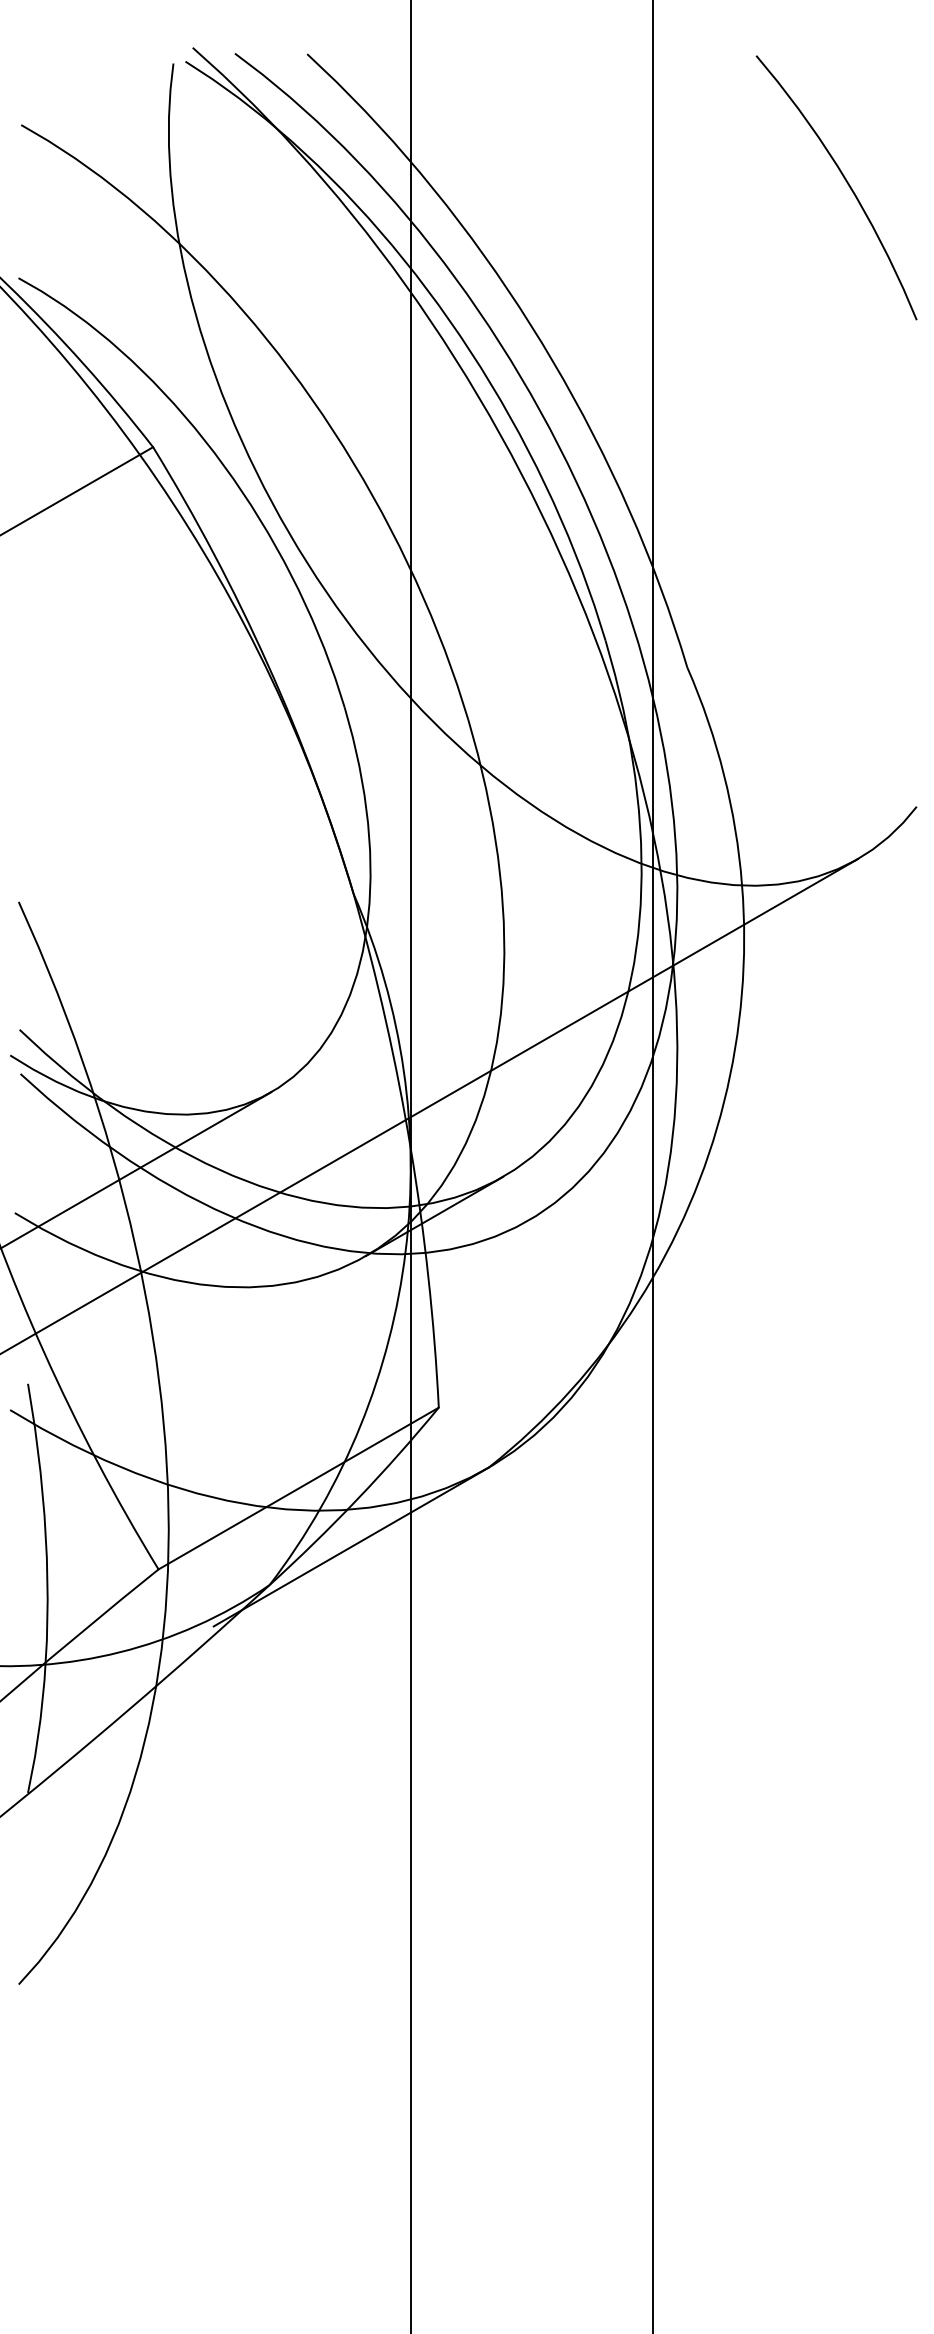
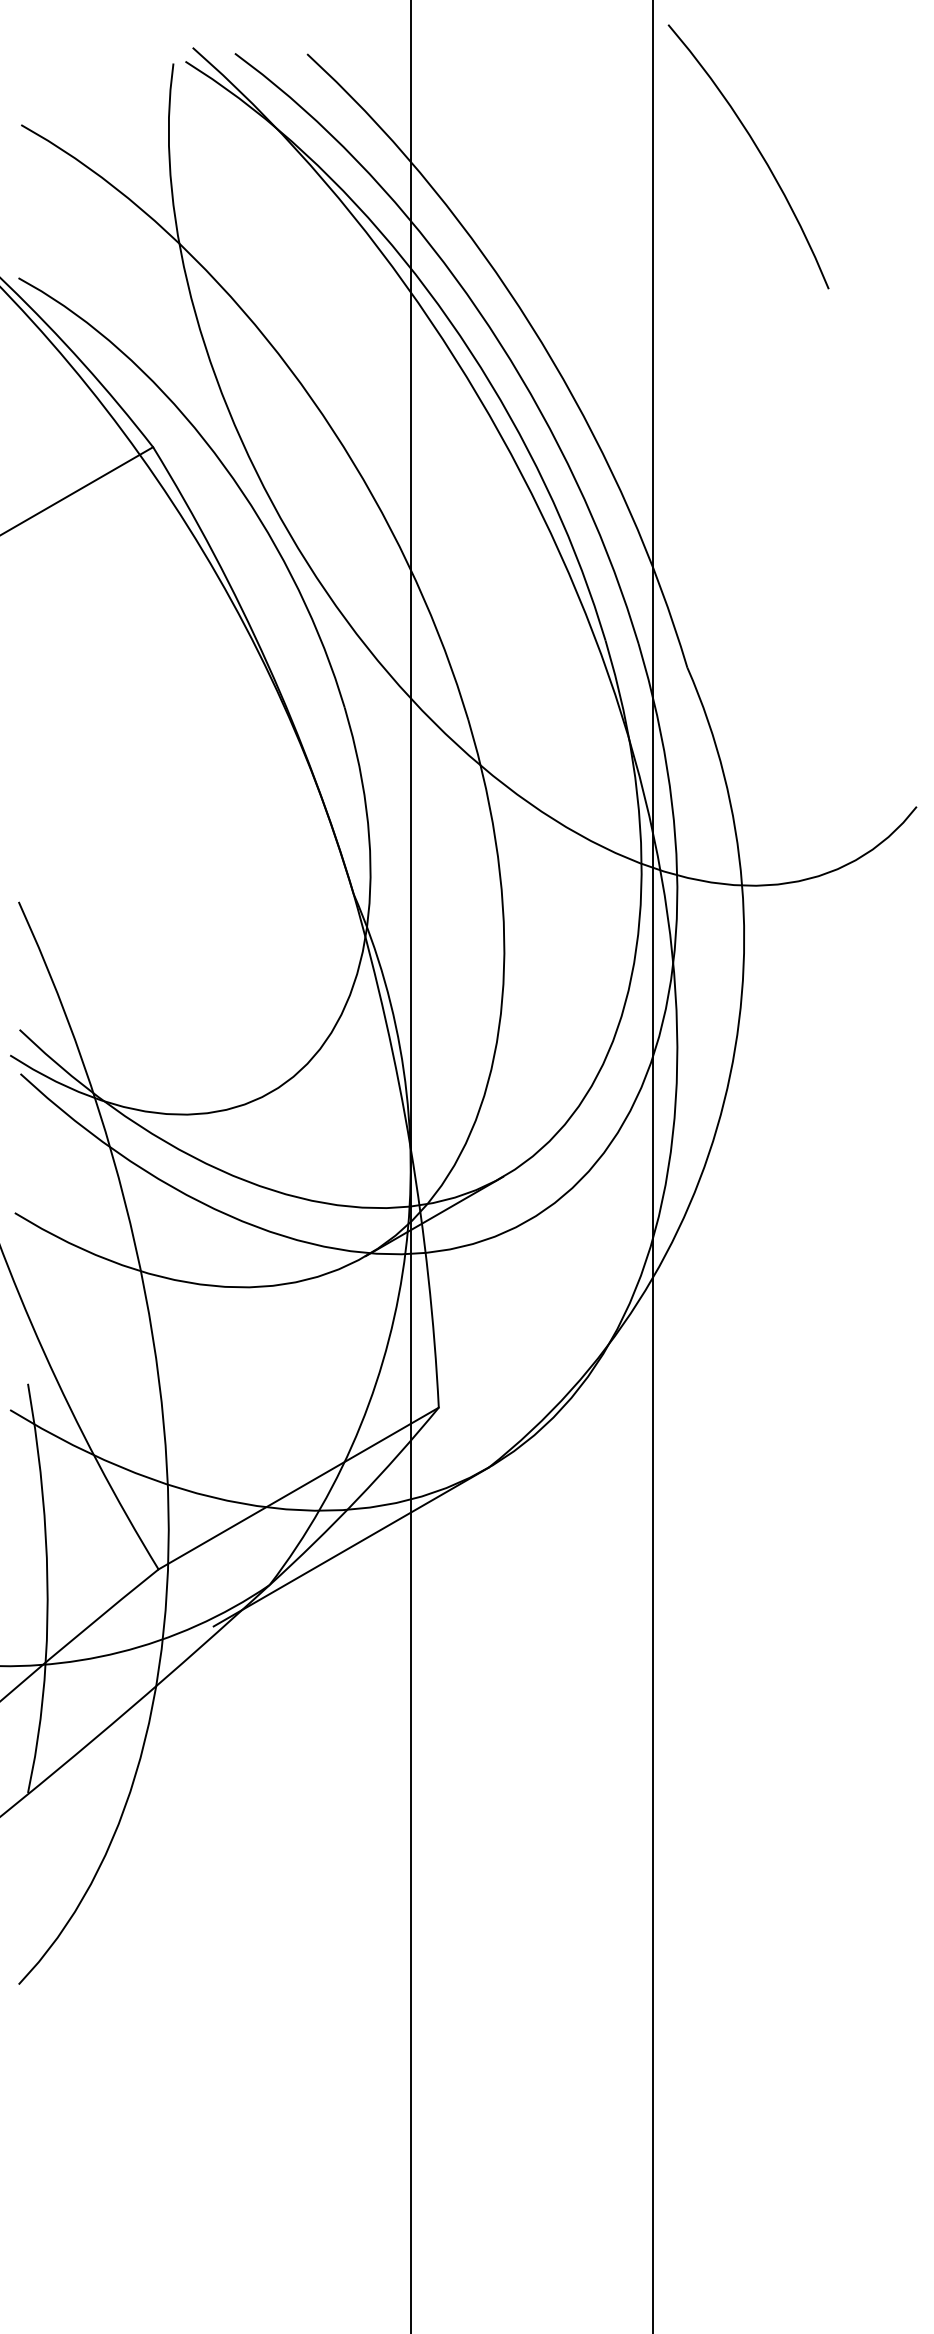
curve position: (845, 181) -> (757, 150) (757, 150)
line: present -> none (429, 1106)
line: present -> none (136, 1169)
